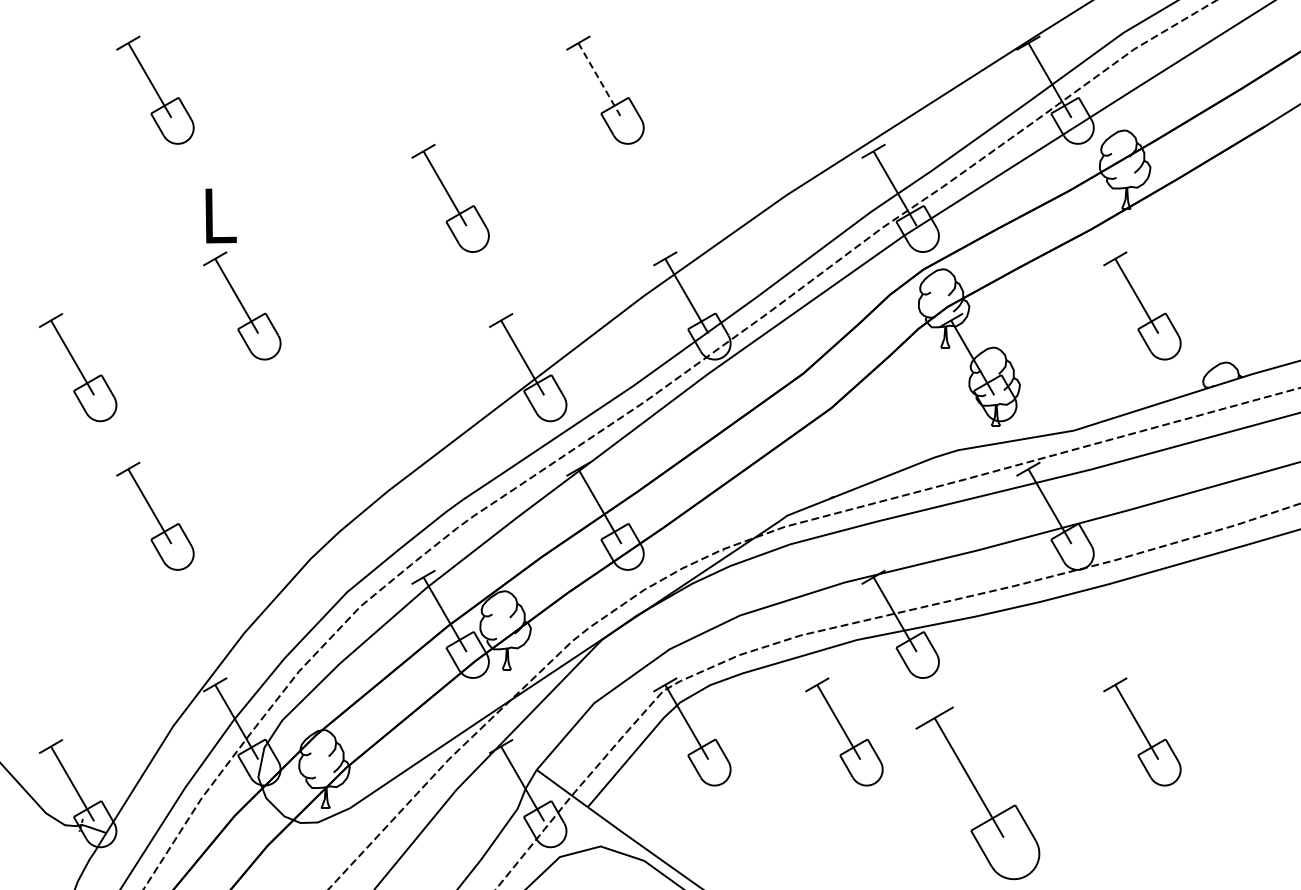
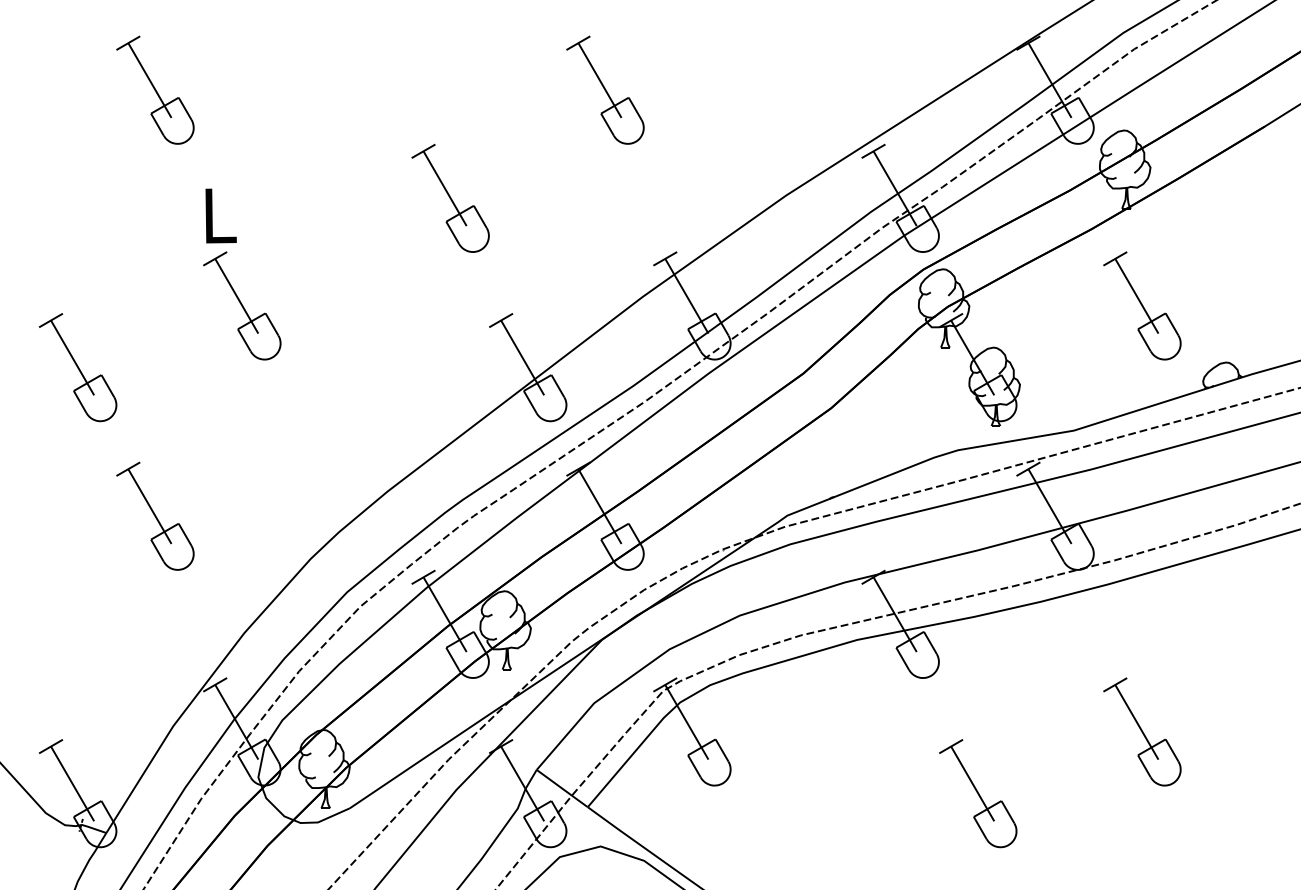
line: dashed -> solid (600, 80)
part: present -> none (844, 731)
part size: 126x175 px -> 79x110 px (978, 793)
